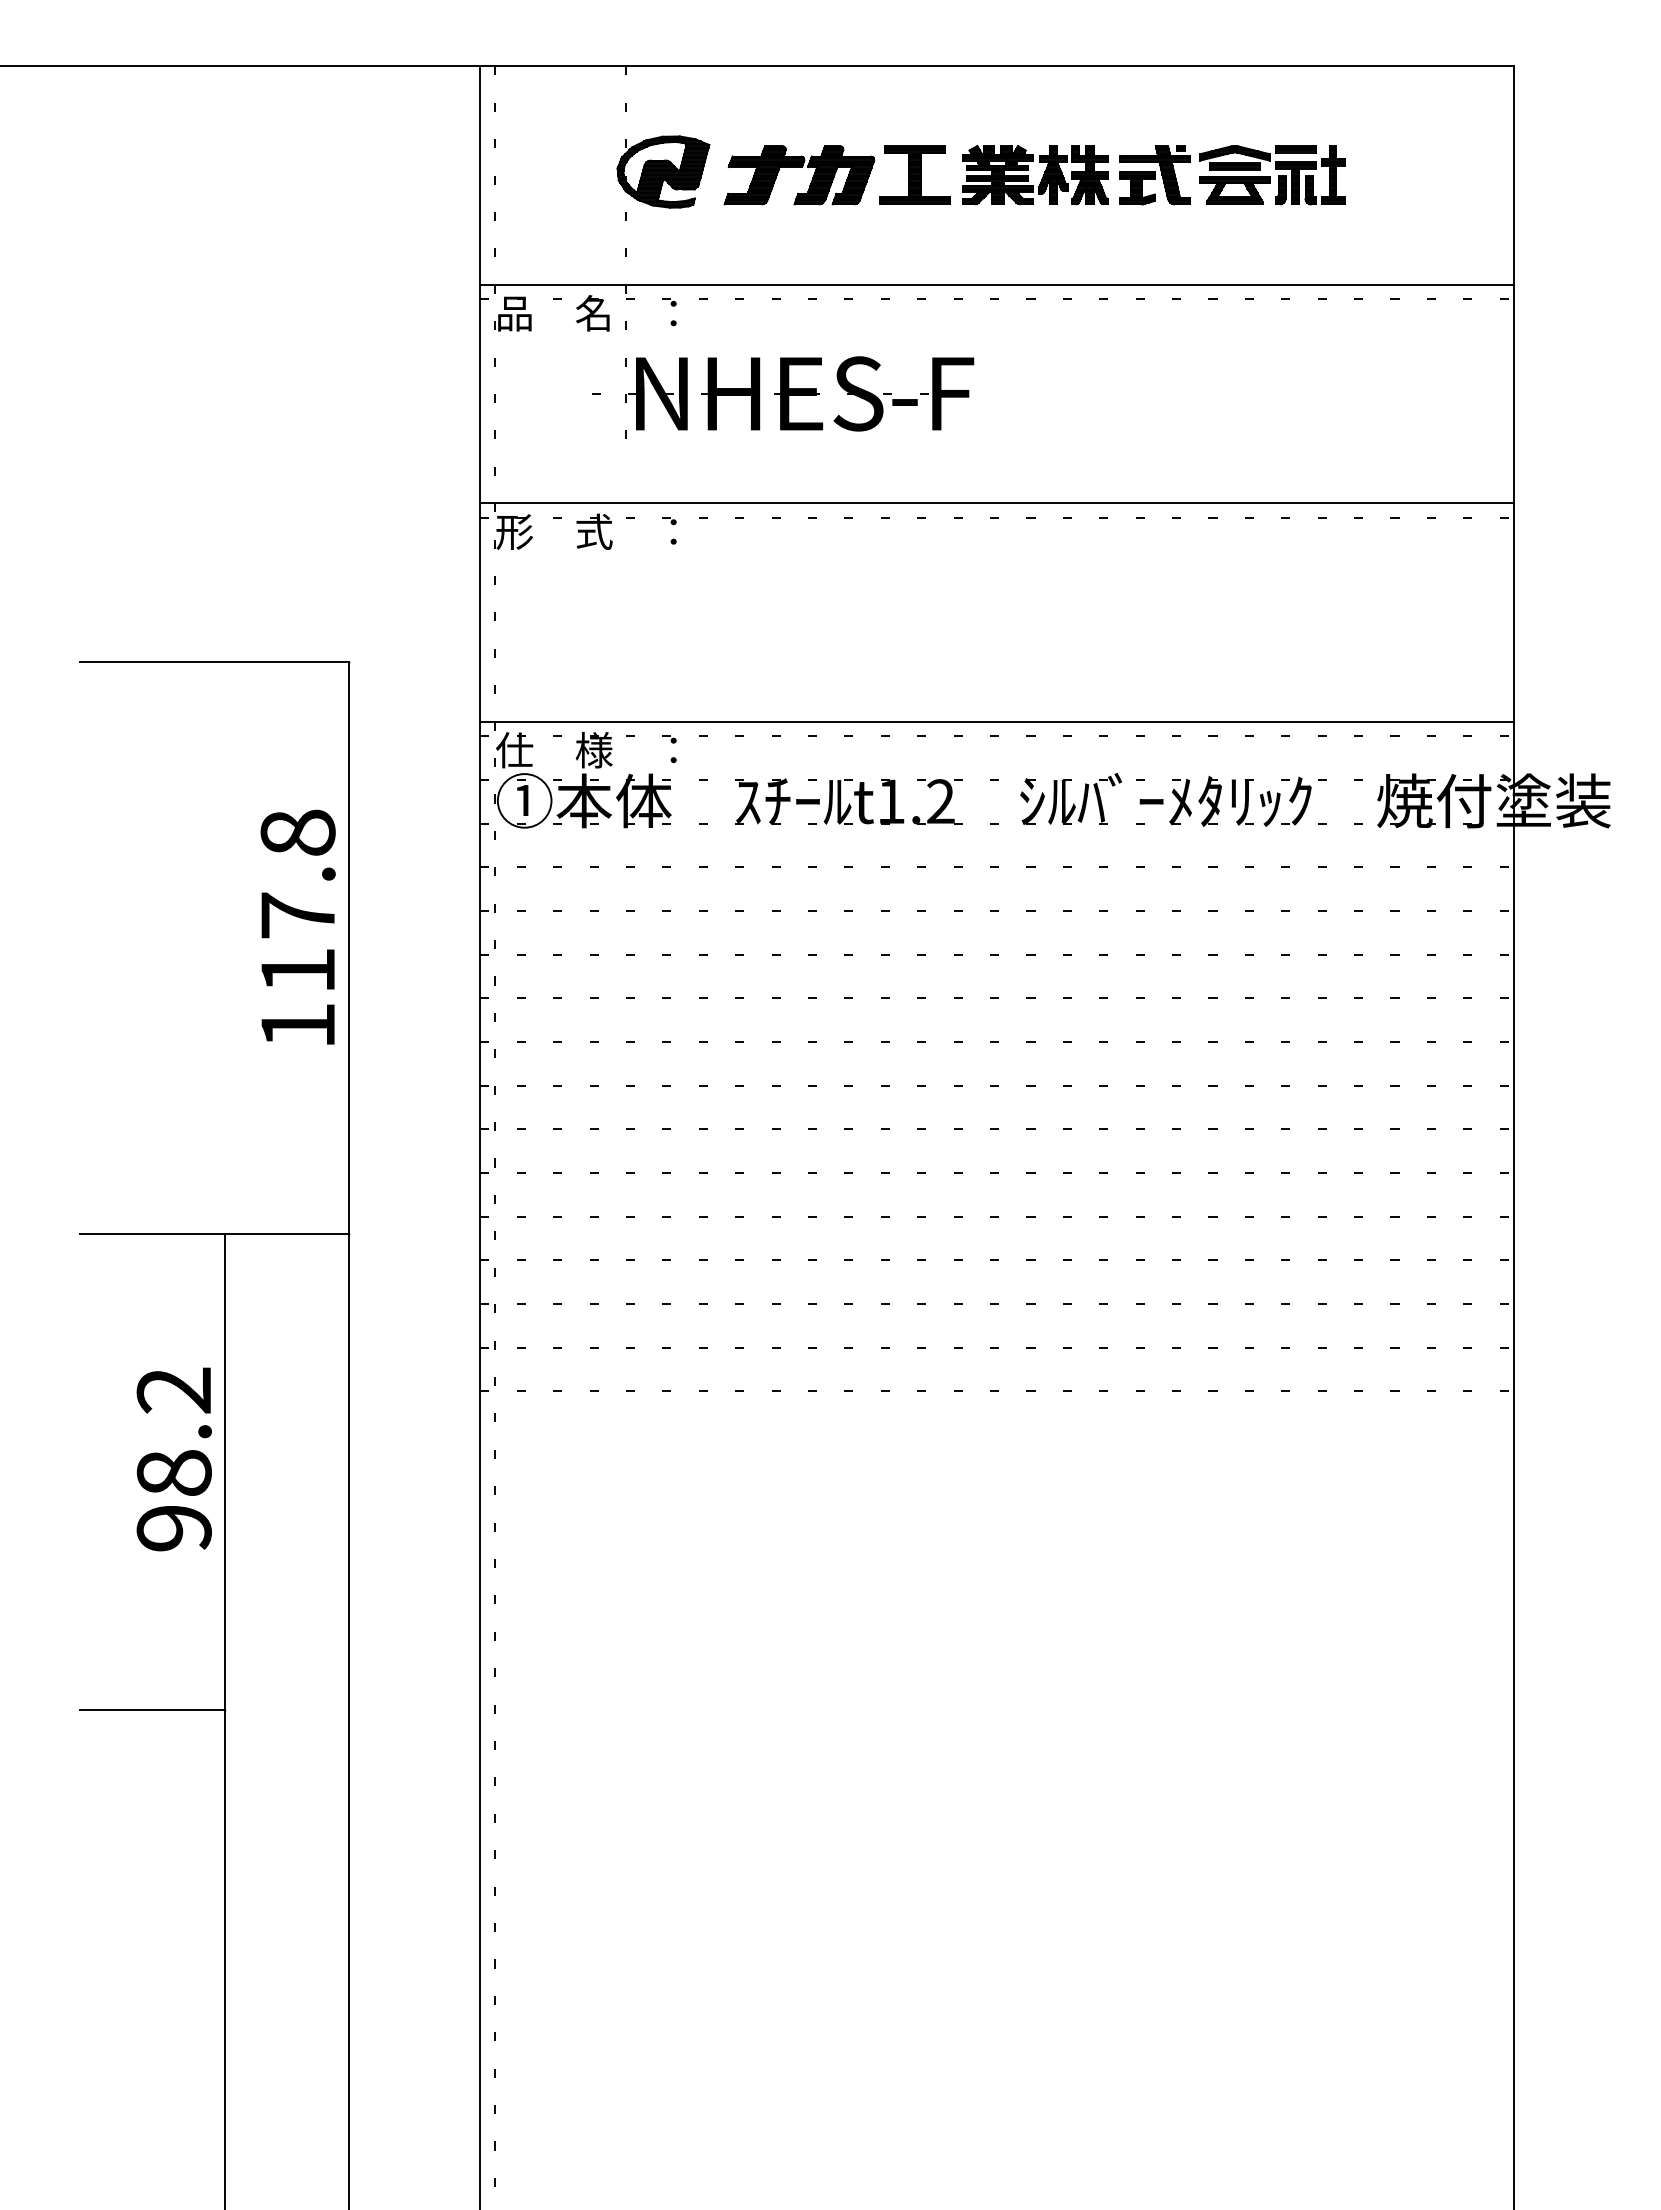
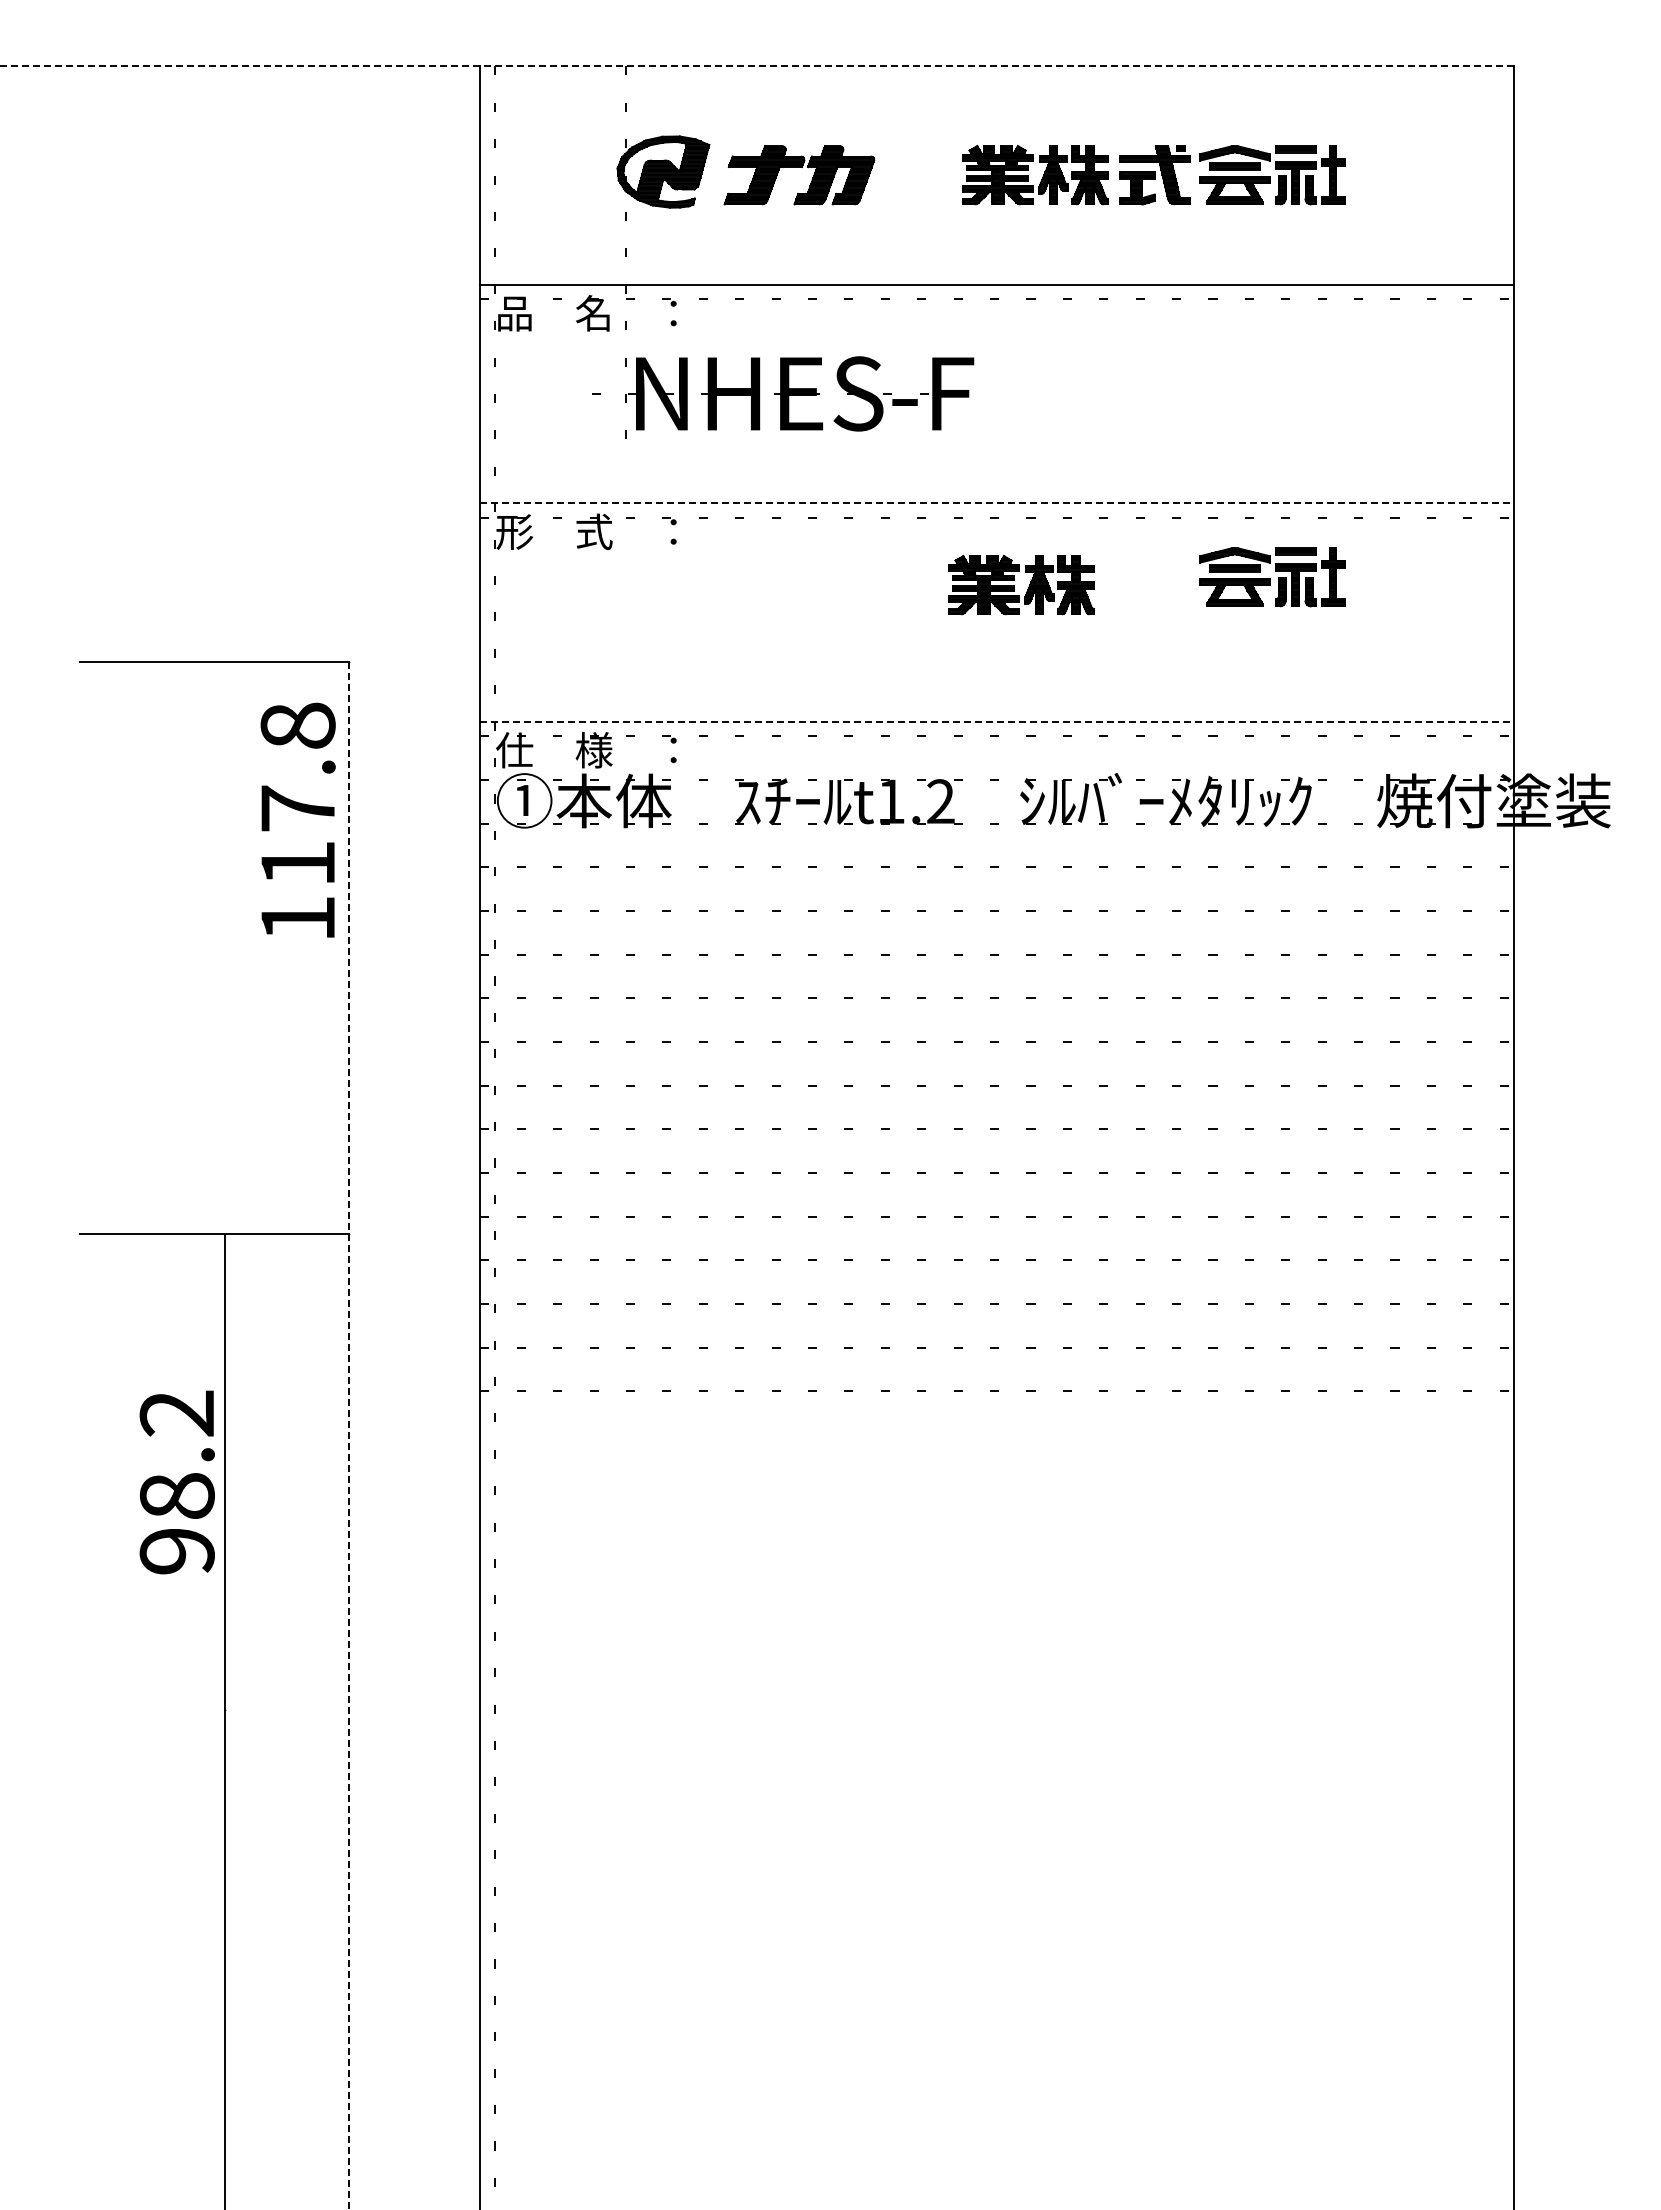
line: solid -> dashed (757, 66)
part: present -> none (914, 174)
line: solid -> dashed (997, 503)
part: none -> present (1272, 577)
part: none -> present (1027, 588)
line: solid -> dashed (997, 721)
text position: (297, 926) -> (297, 819) (297, 819)
line: solid -> dashed (349, 1435)
text position: (173, 1459) -> (176, 1482) (176, 1482)
line: present -> none (152, 1710)
